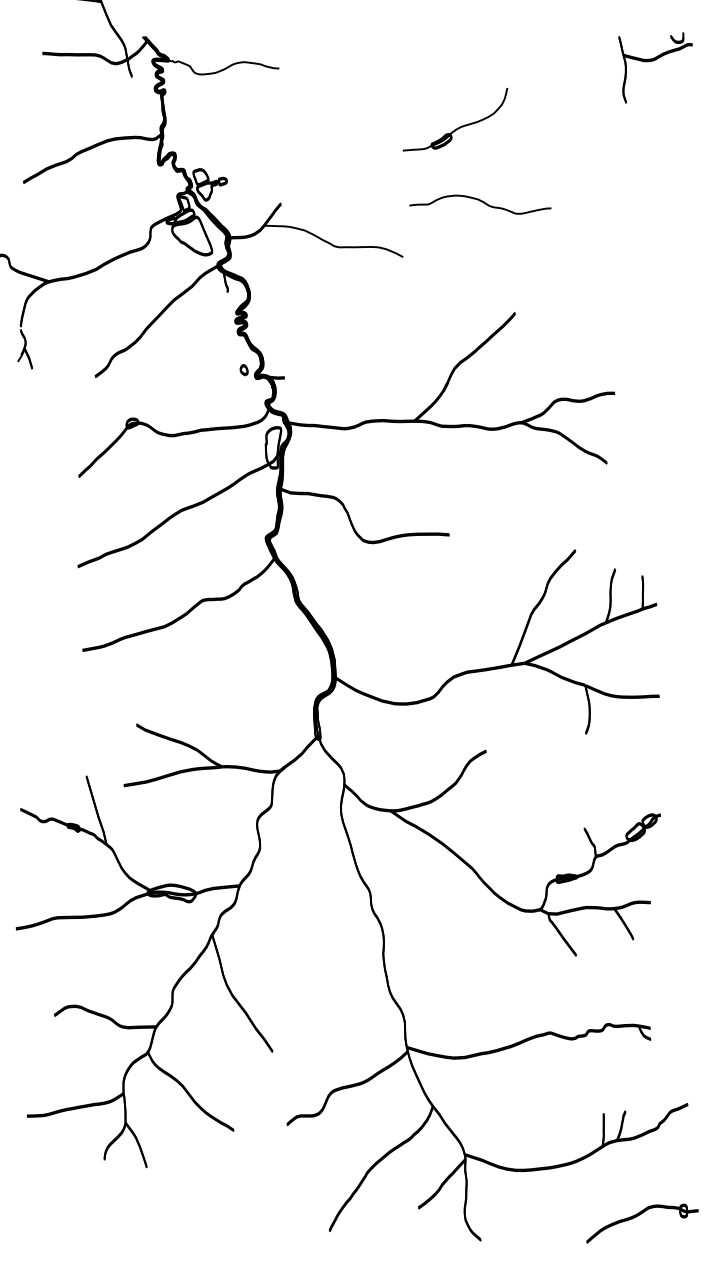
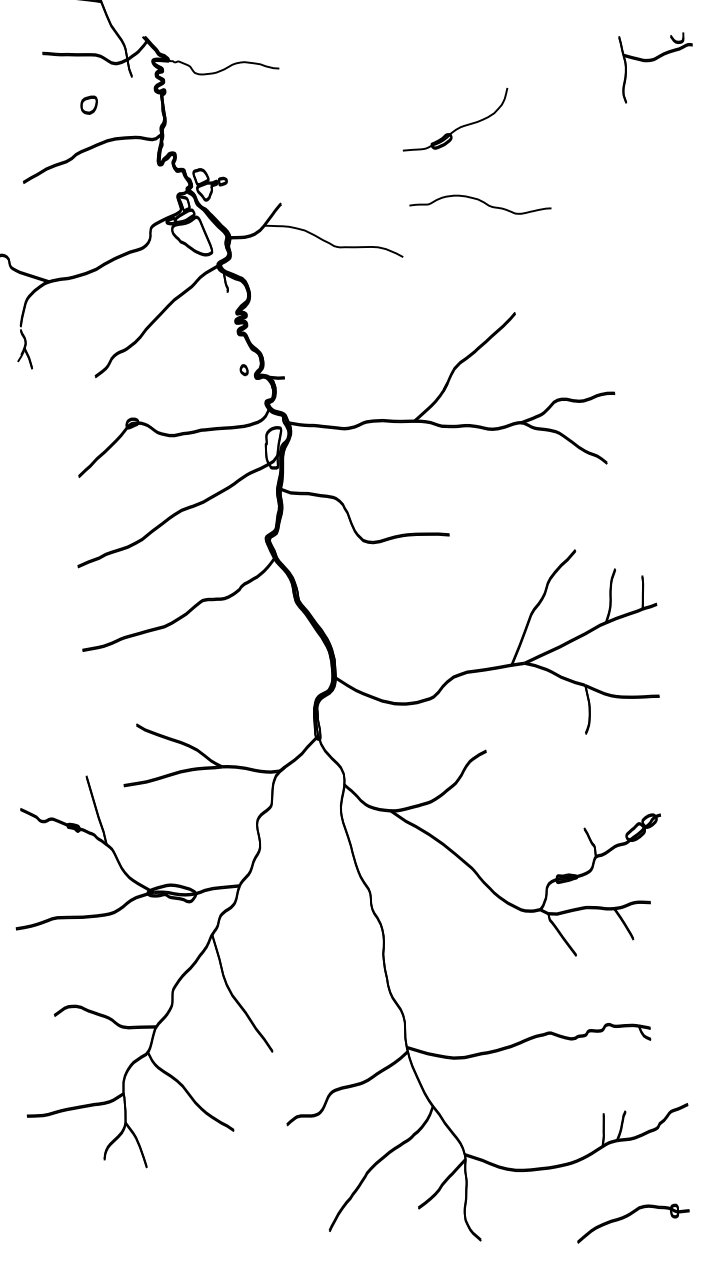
part: none -> present (88, 104)
part position: (638, 1216) -> (629, 1216) (629, 1216)
